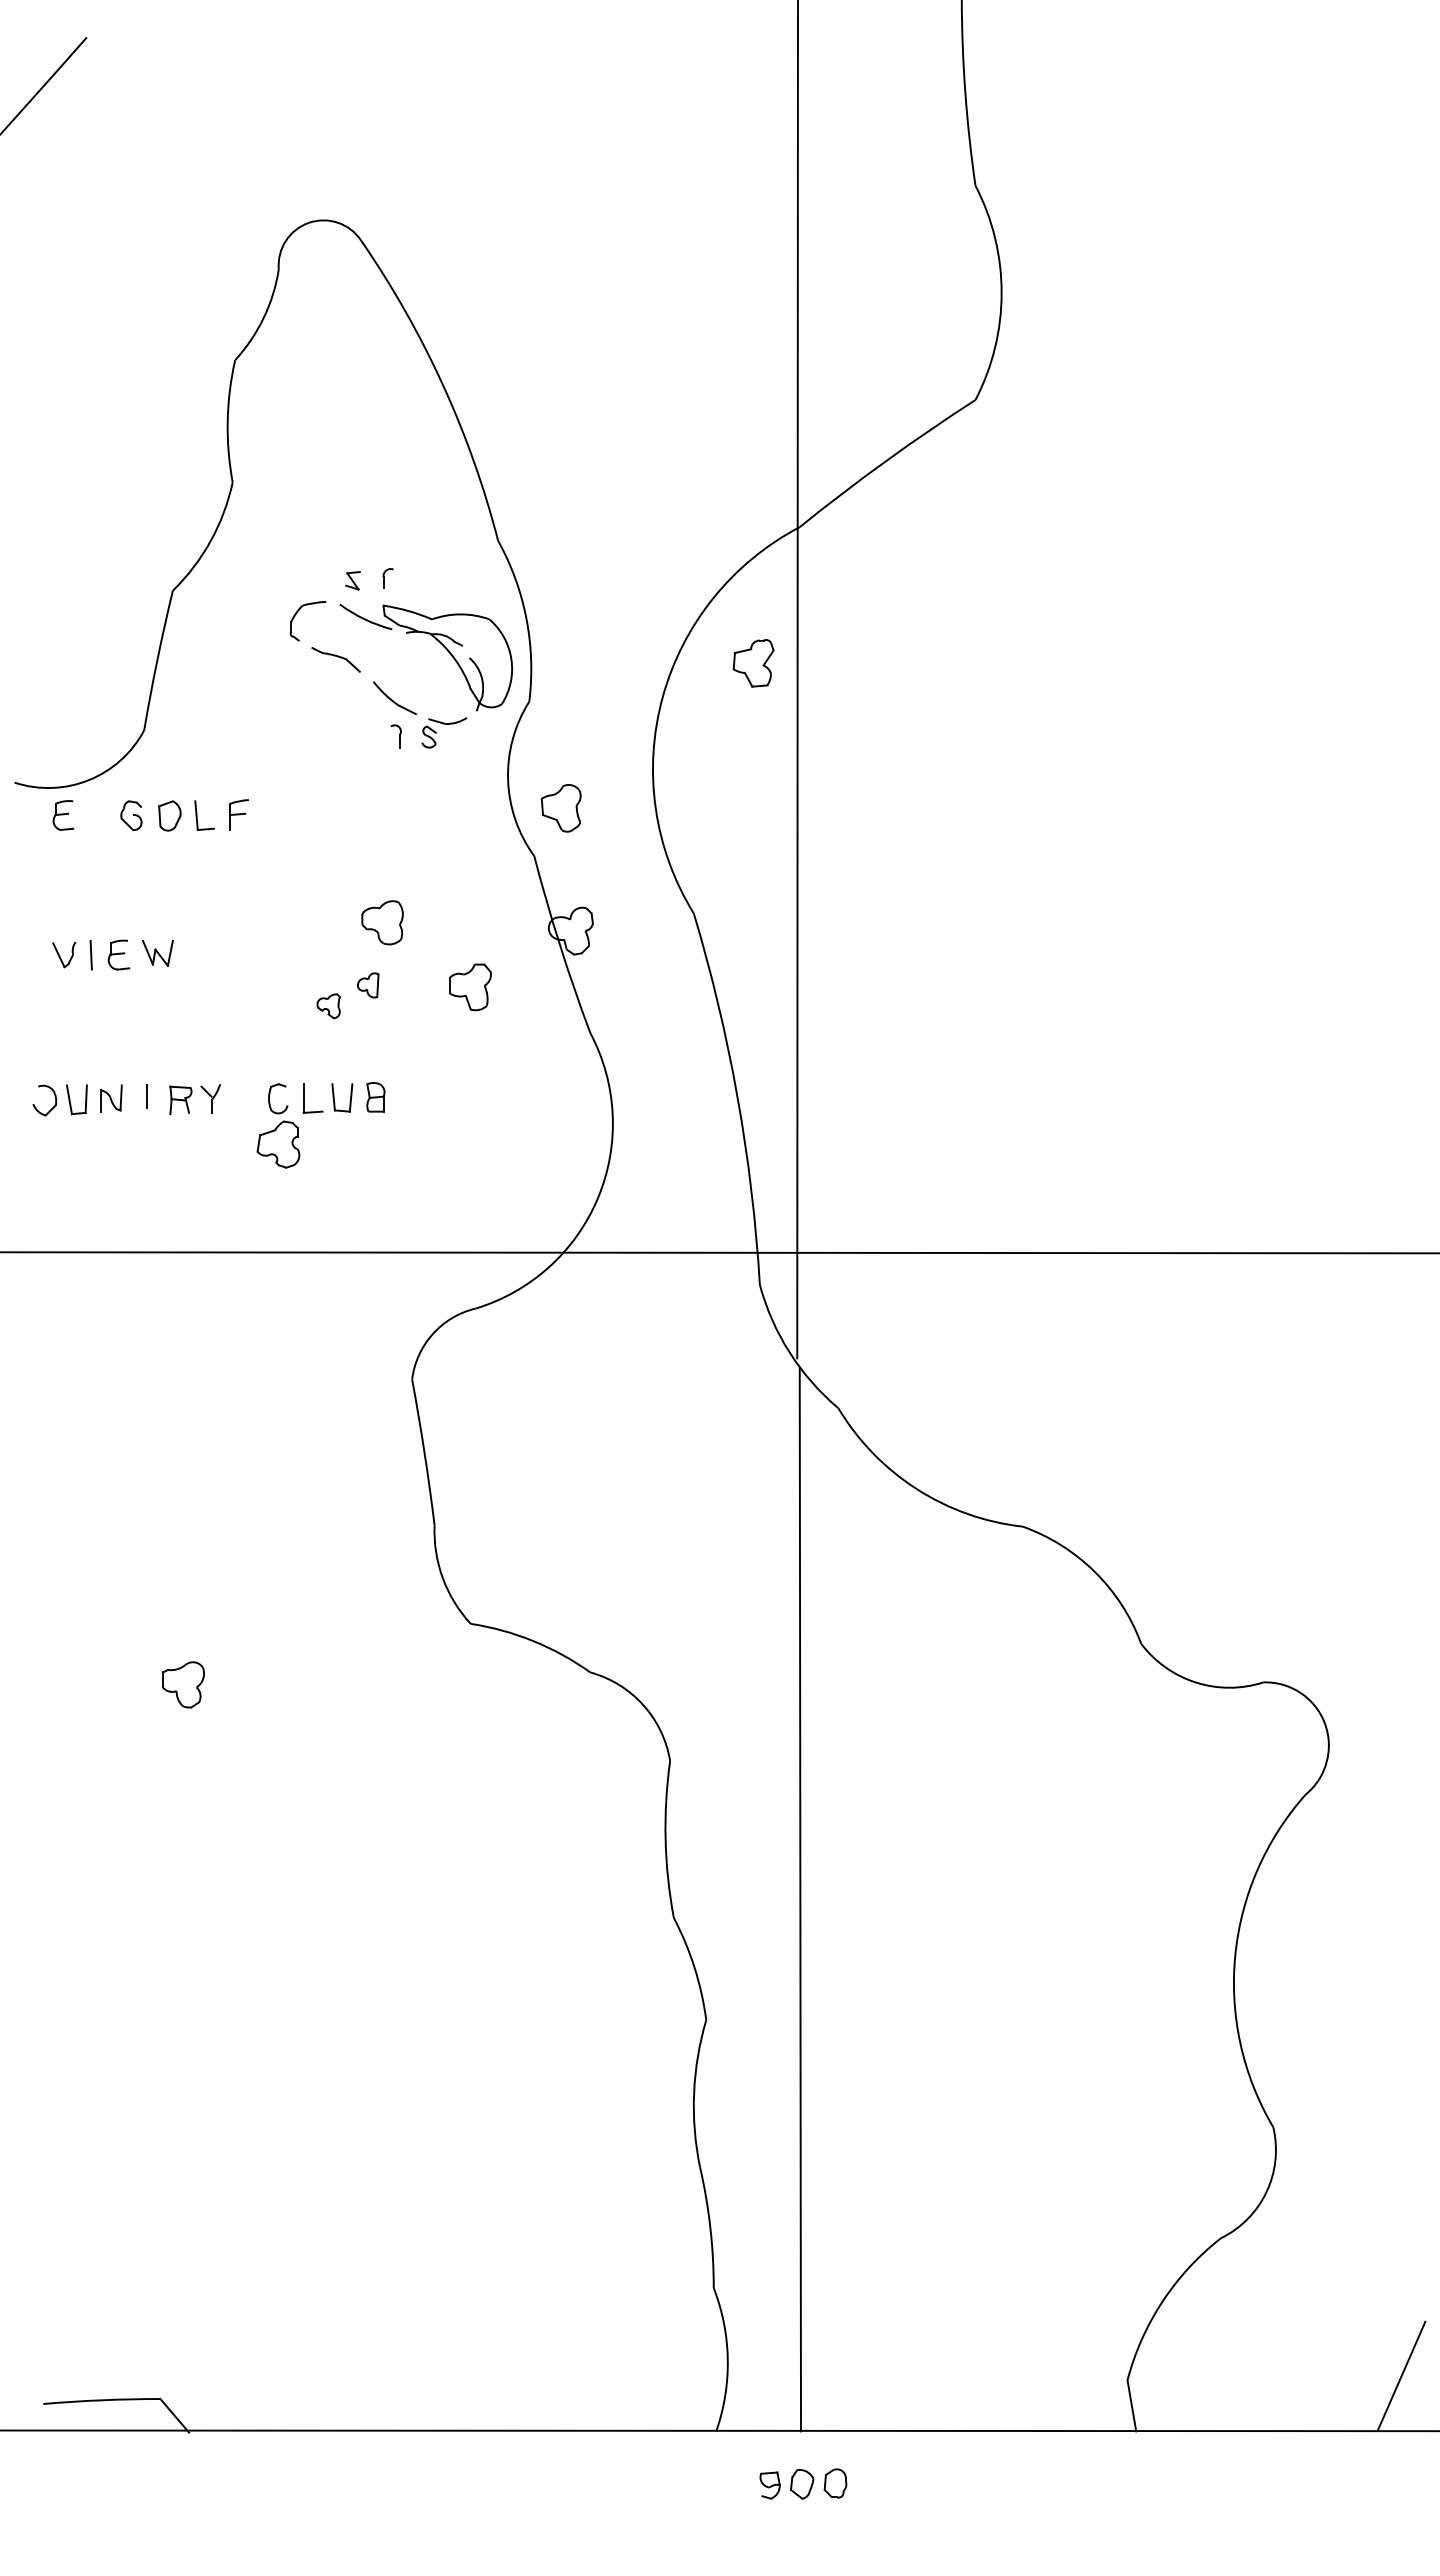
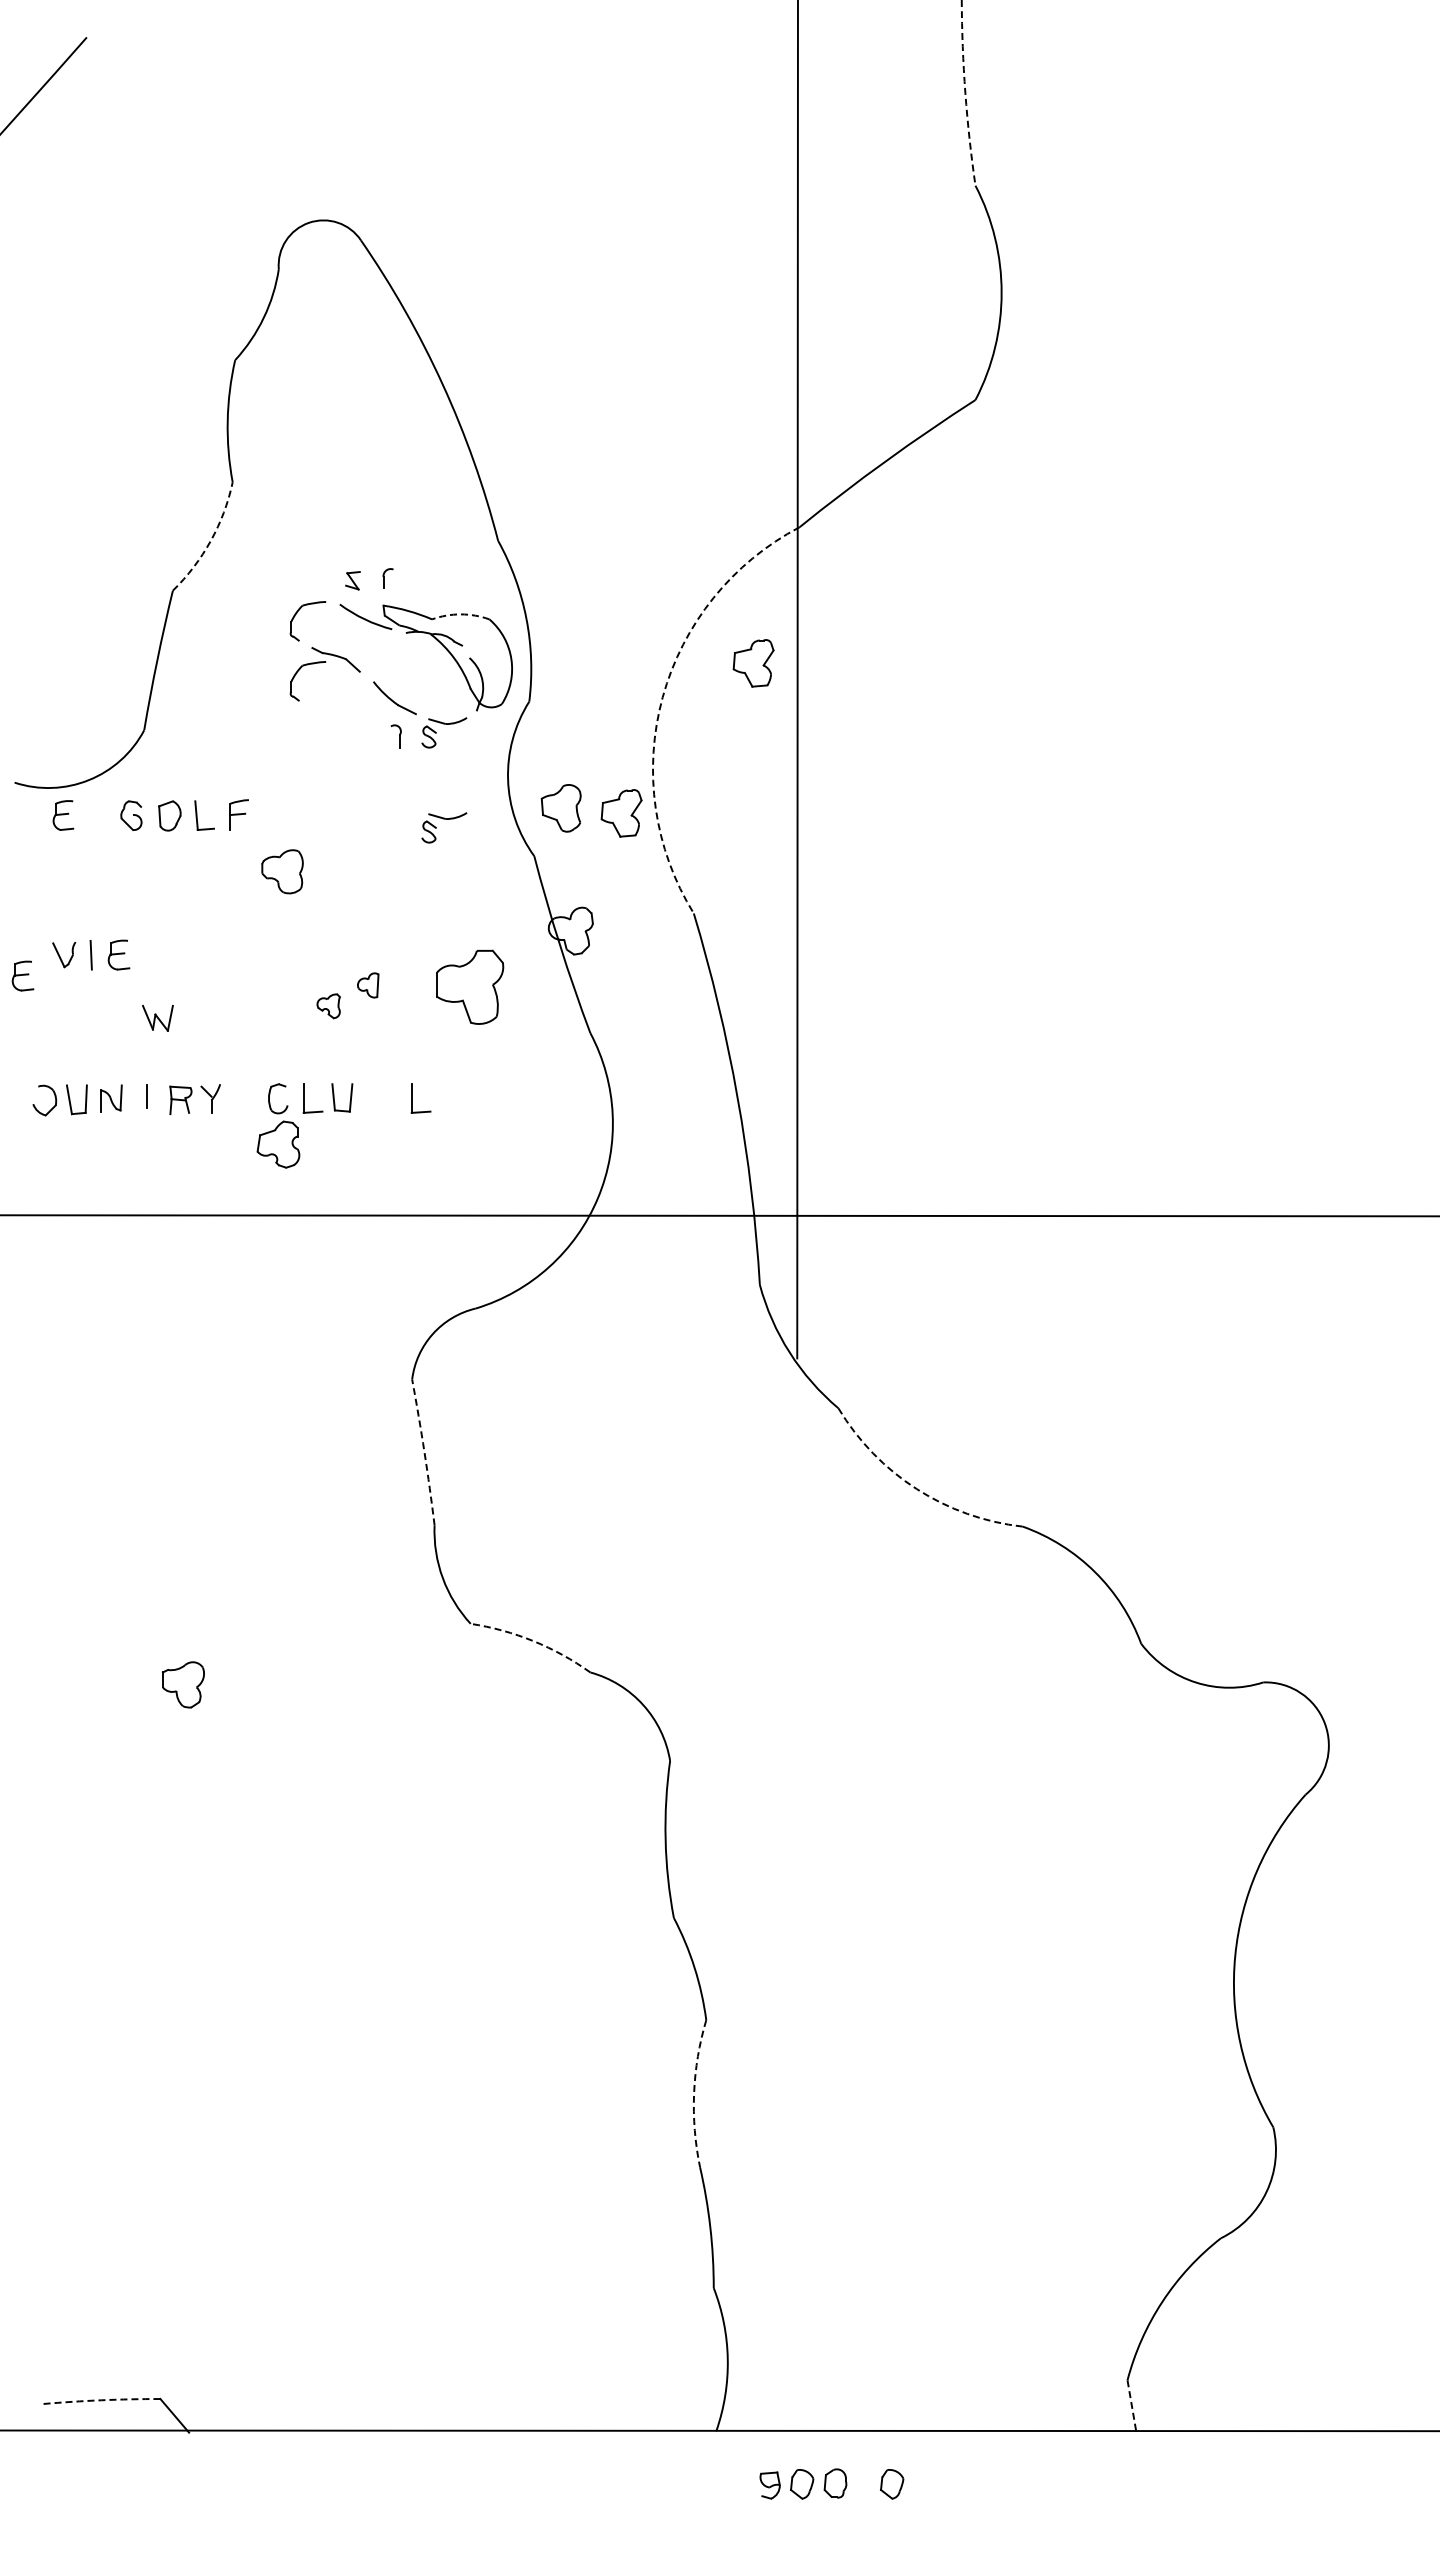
arc: solid -> dashed (965, 93)
arc: solid -> dashed (210, 540)
arc: solid -> dashed (460, 614)
part: none -> present (297, 673)
arc: solid -> dashed (662, 697)
part: none -> present (621, 813)
part: none -> present (444, 819)
part position: (382, 922) -> (282, 871) (282, 871)
part position: (157, 952) -> (157, 1017) (157, 1017)
part: none -> present (22, 975)
part size: 43x49 px -> 69x76 px (470, 986)
part: present -> none (375, 1097)
part: none -> present (412, 1098)
line position: (719, 1252) -> (719, 1215) (719, 1215)
arc: solid -> dashed (424, 1452)
arc: solid -> dashed (916, 1489)
arc: solid -> dashed (533, 1641)
line: present -> none (800, 1899)
arc: solid -> dashed (694, 2093)
line: present -> none (1401, 2375)
arc: solid -> dashed (101, 2400)
line: solid -> dashed (1131, 2405)
part: none -> present (892, 2484)
